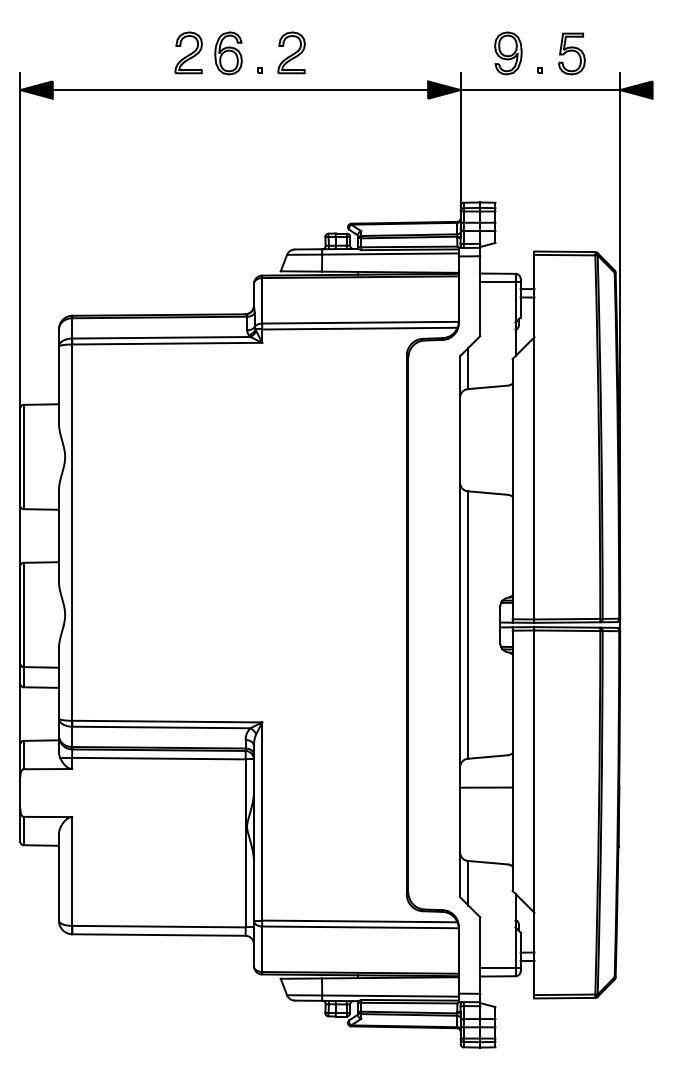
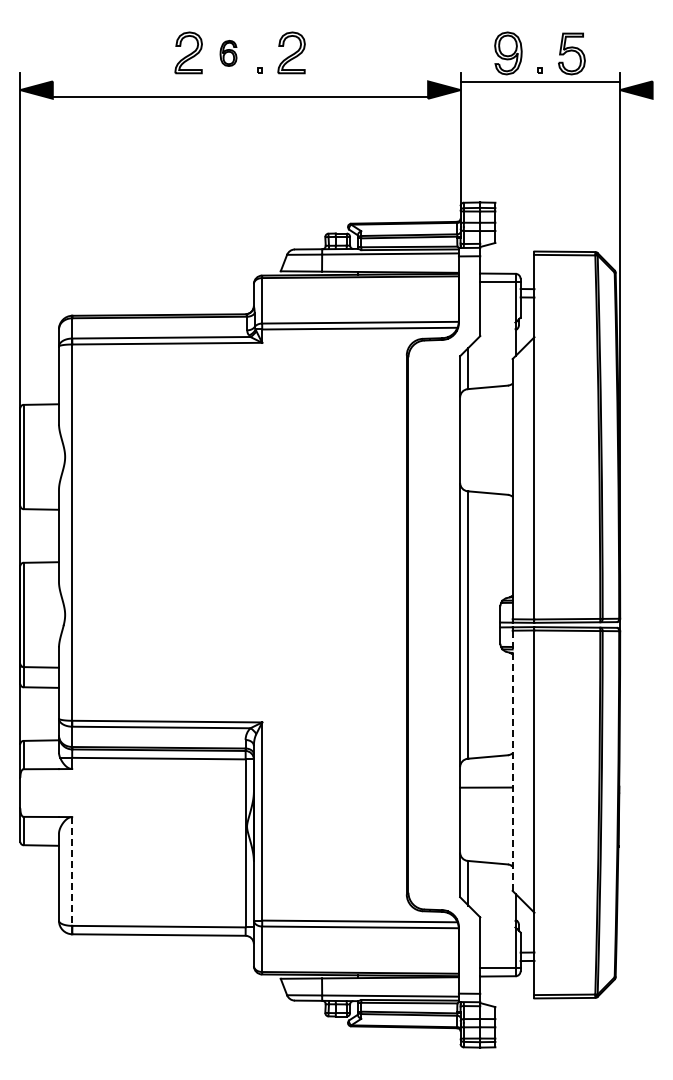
part size: 29x45 px -> 19x27 px (228, 53)
line position: (240, 90) -> (240, 97) (240, 97)
line position: (540, 90) -> (540, 82) (540, 82)
line: solid -> dashed (512, 760)
line: solid -> dashed (72, 871)
